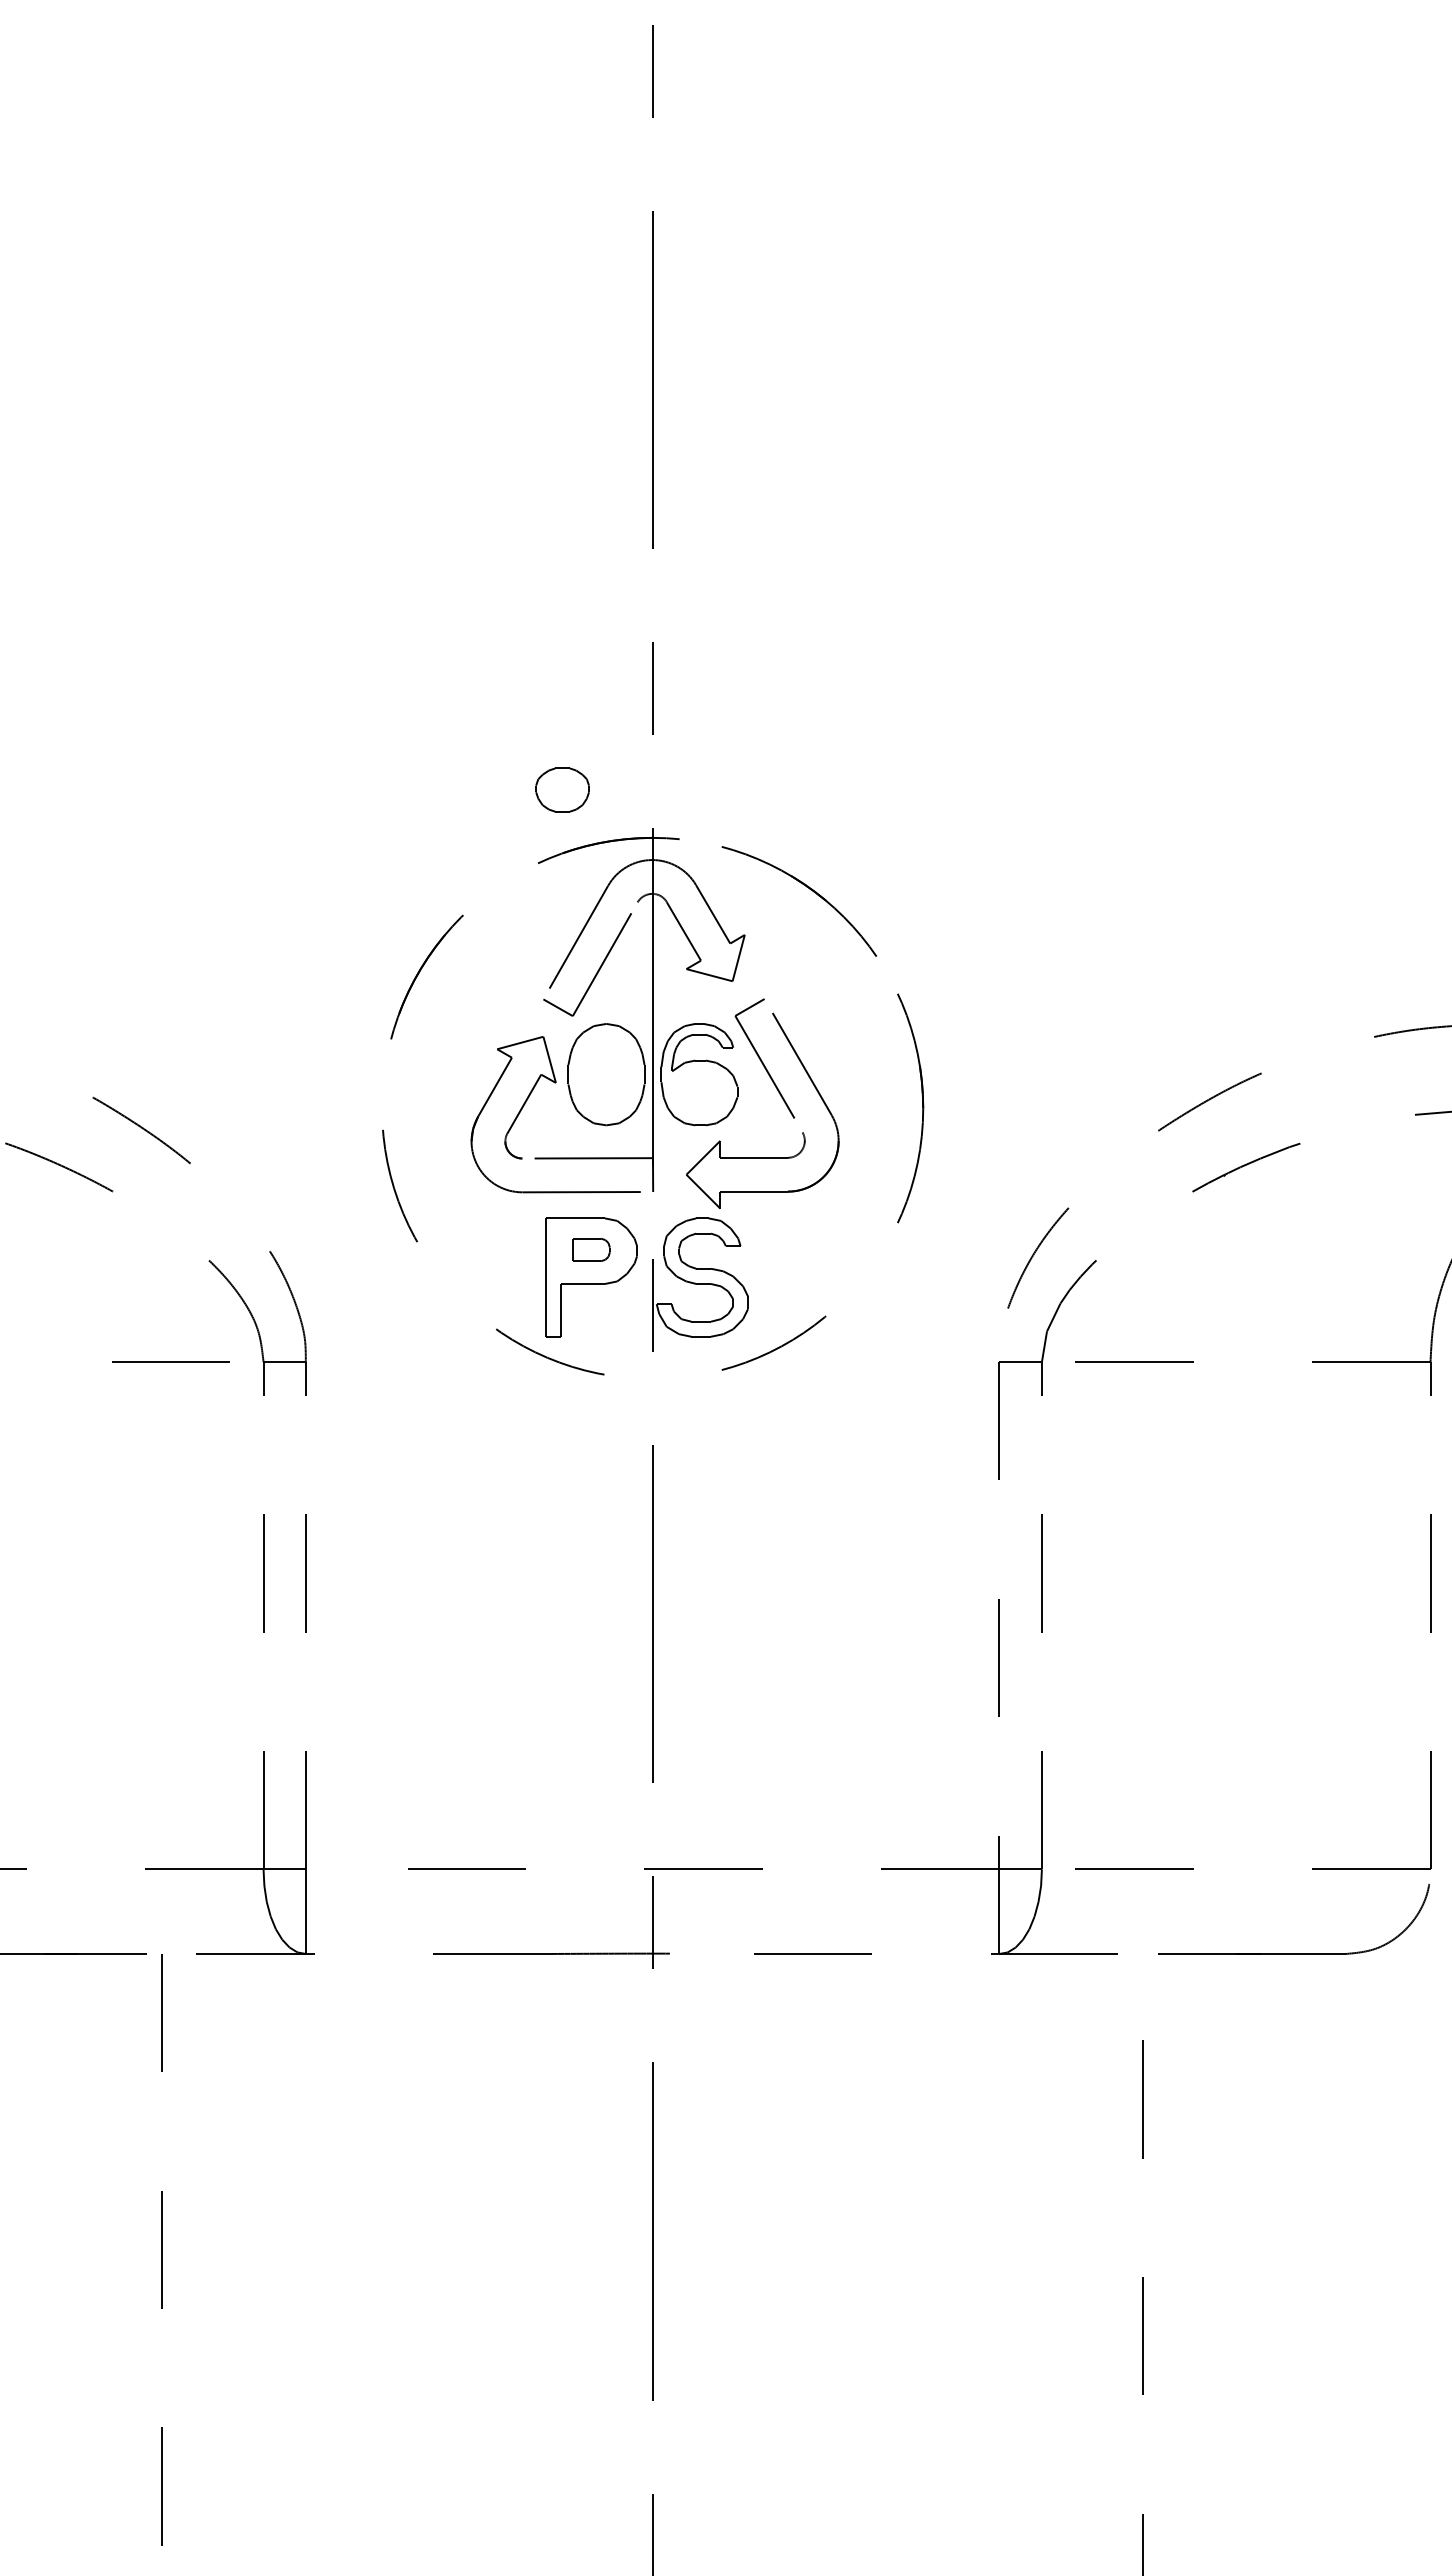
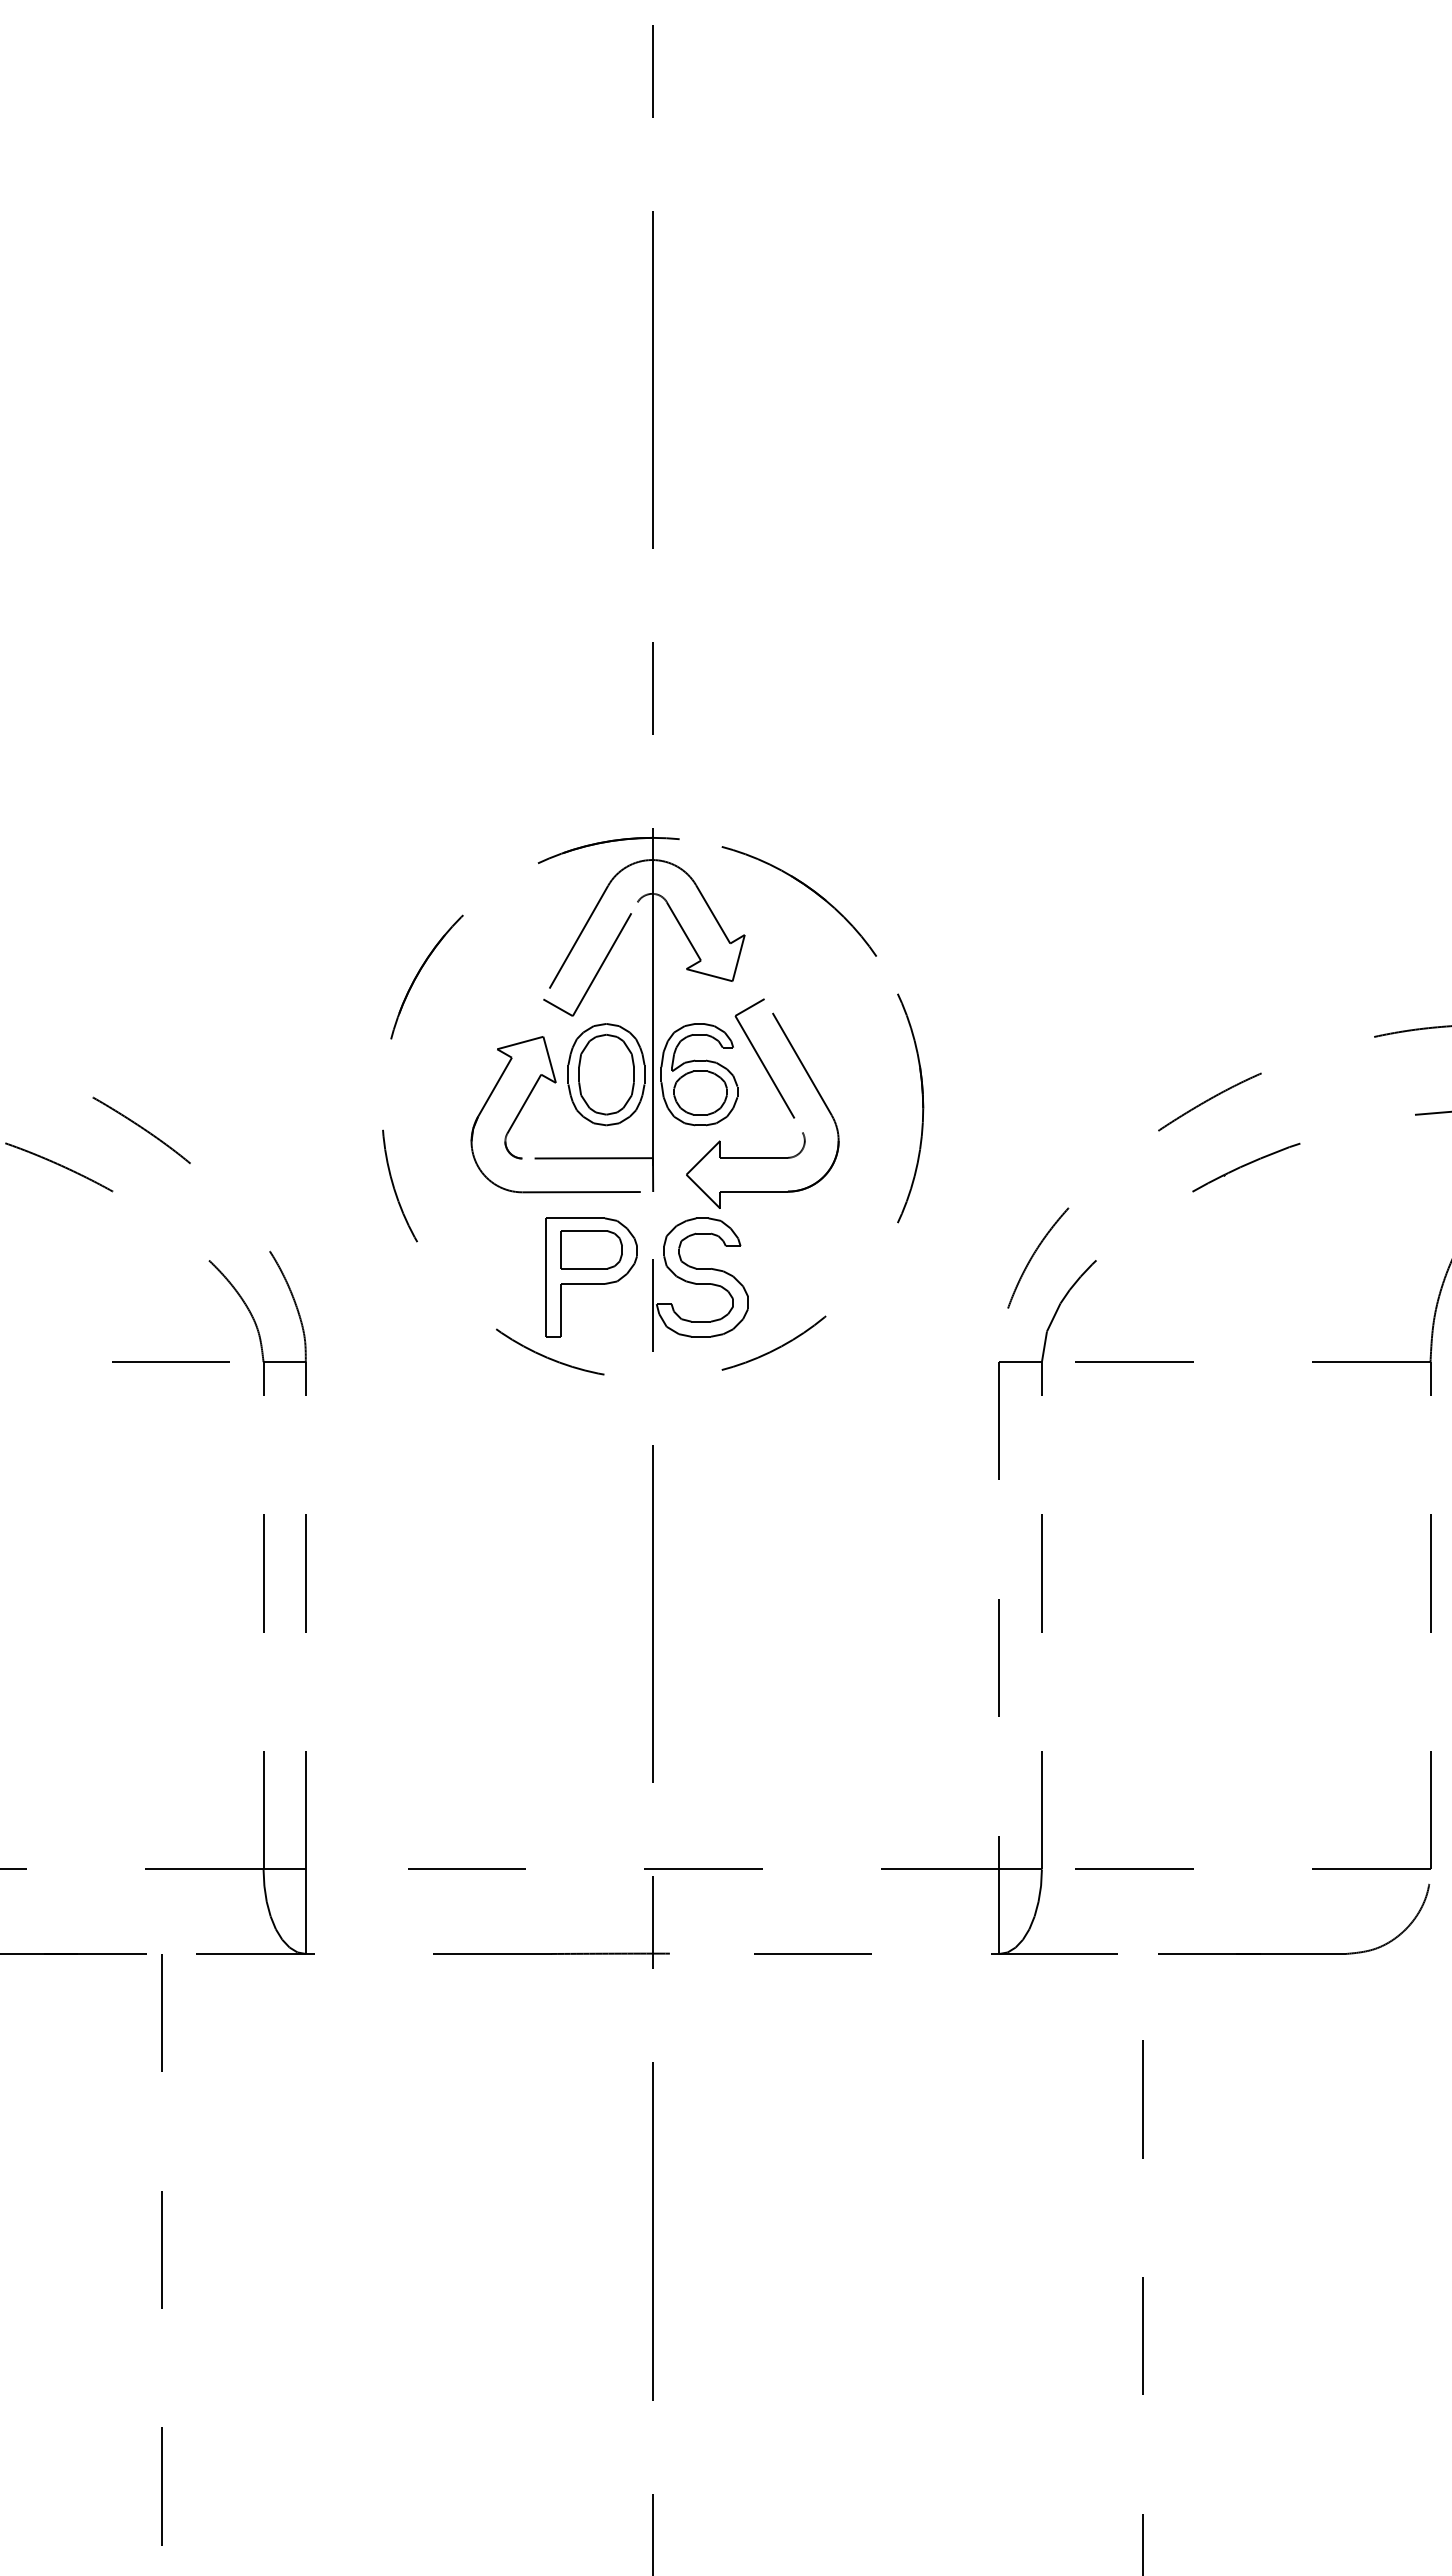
part position: (562, 789) -> (700, 1092) (700, 1092)
part: none -> present (606, 1074)
part size: 39x24 px -> 63x40 px (591, 1249)
